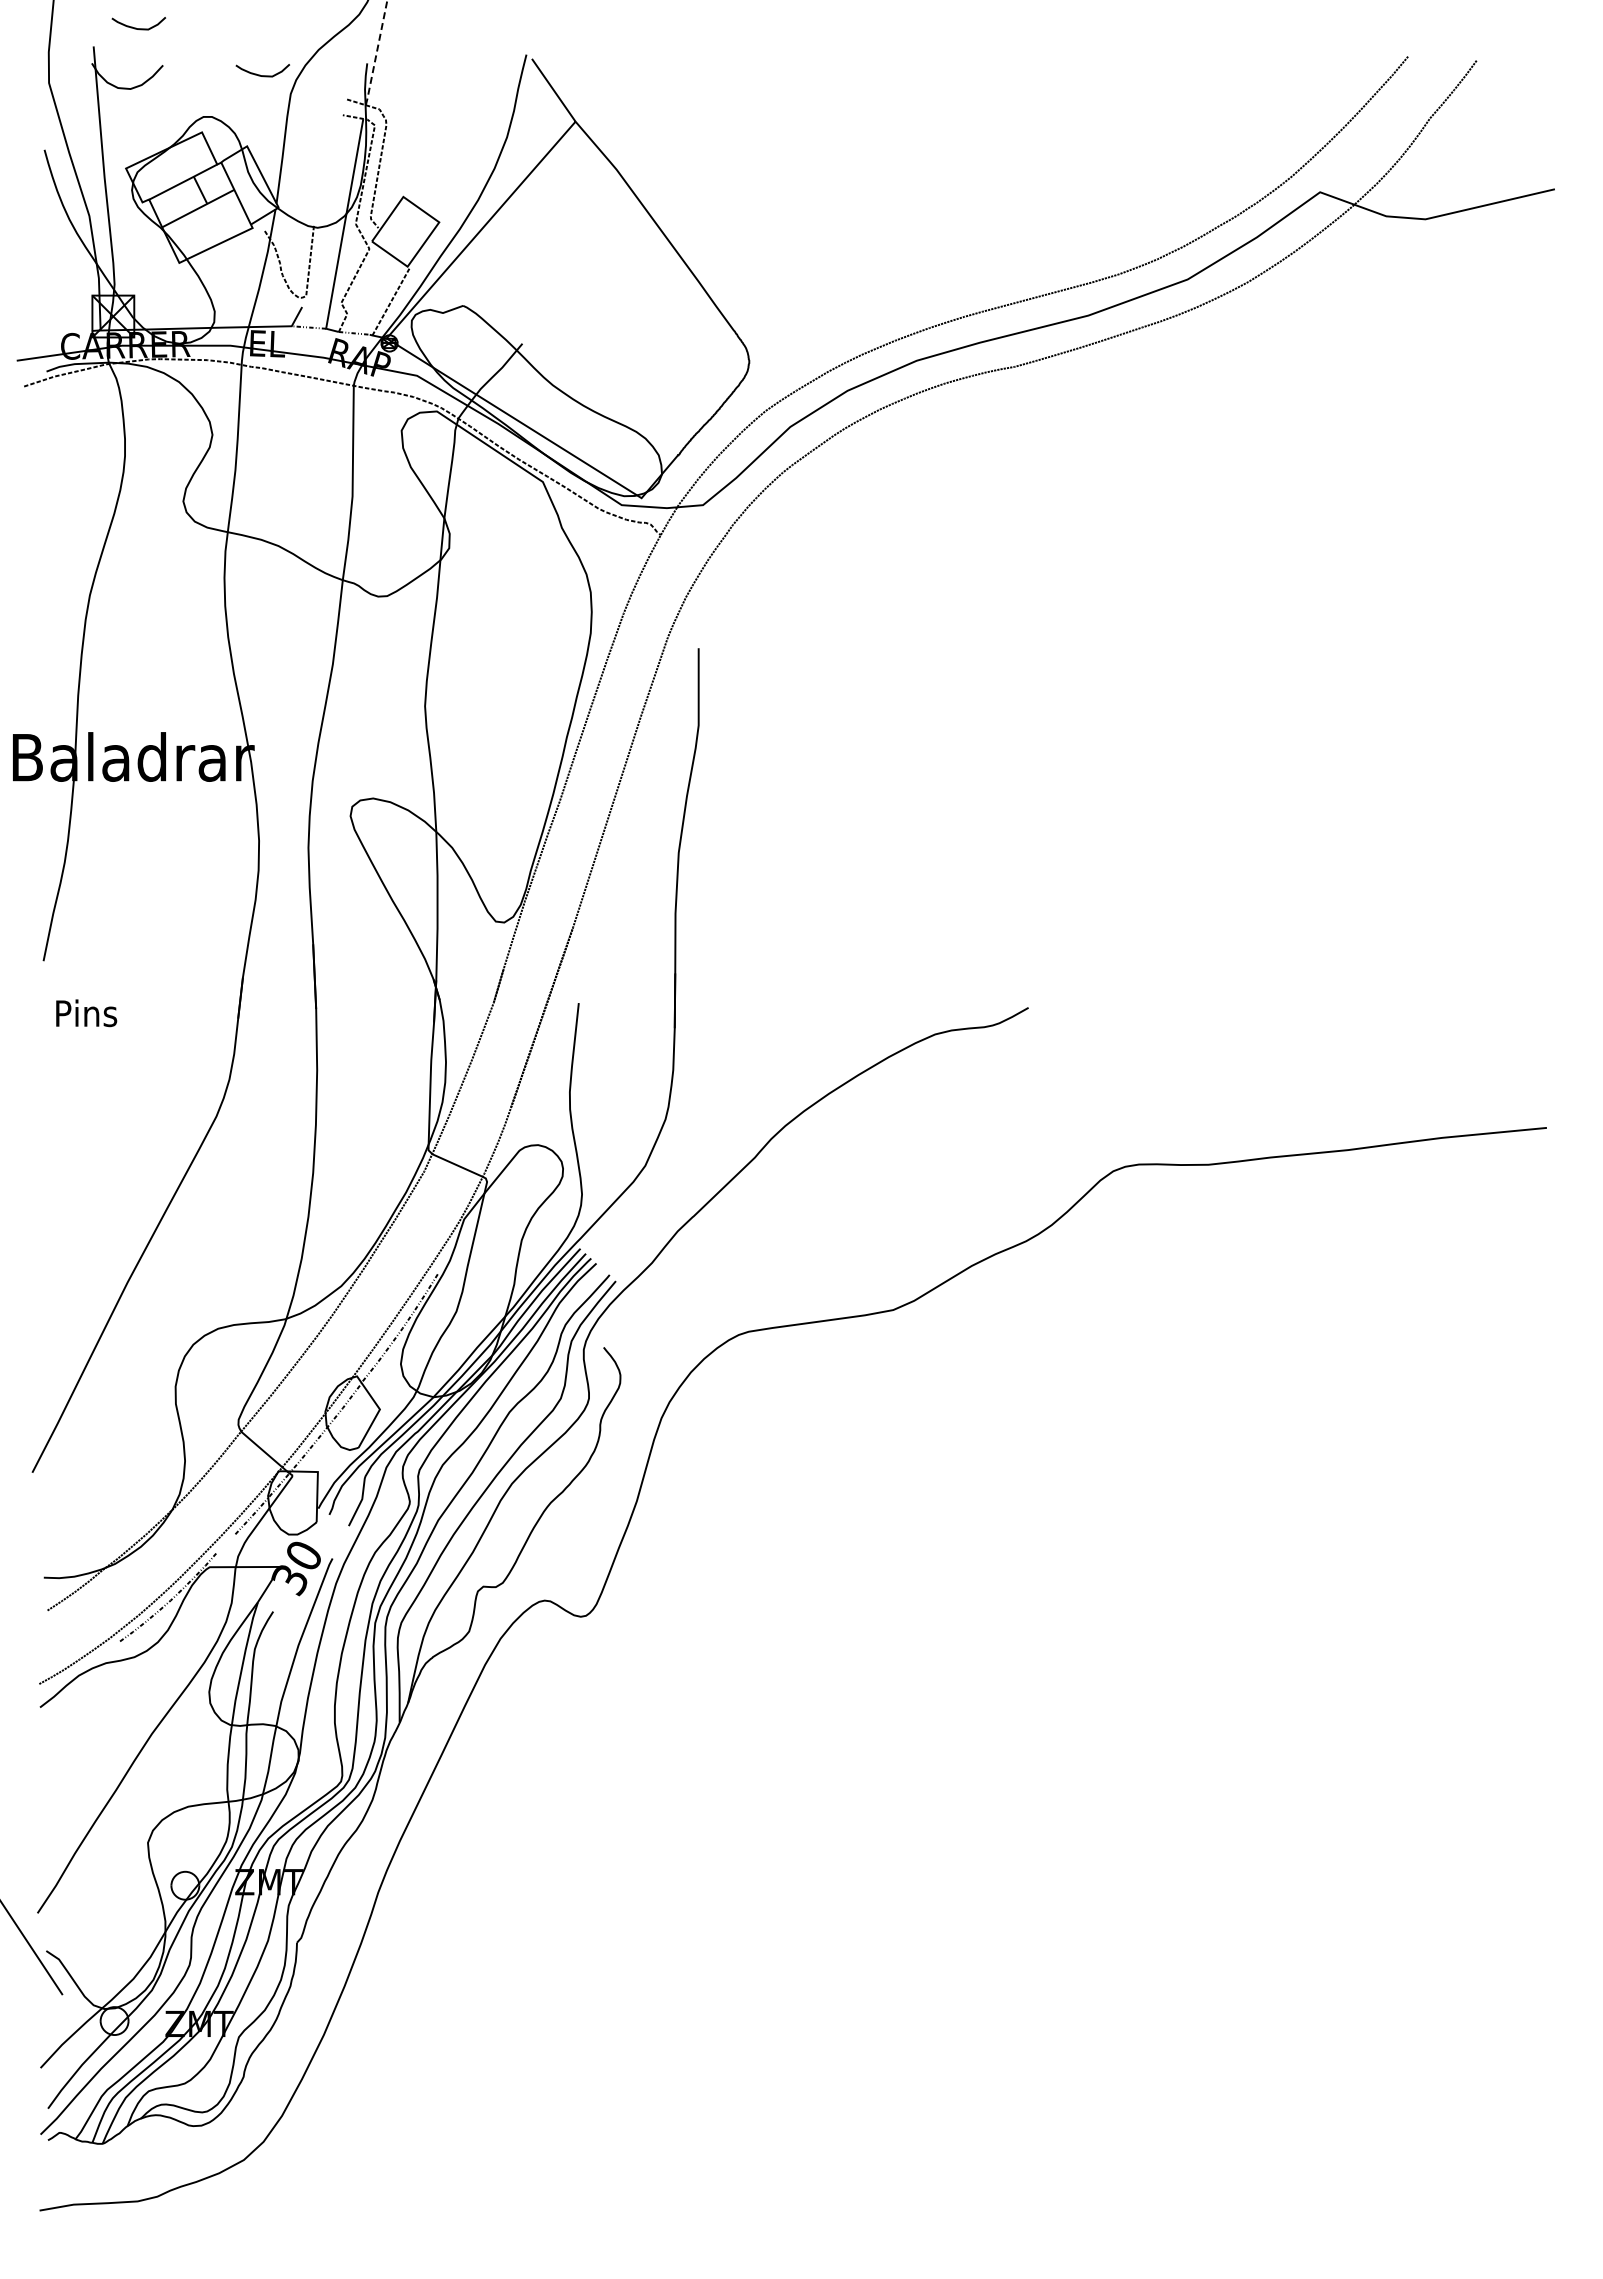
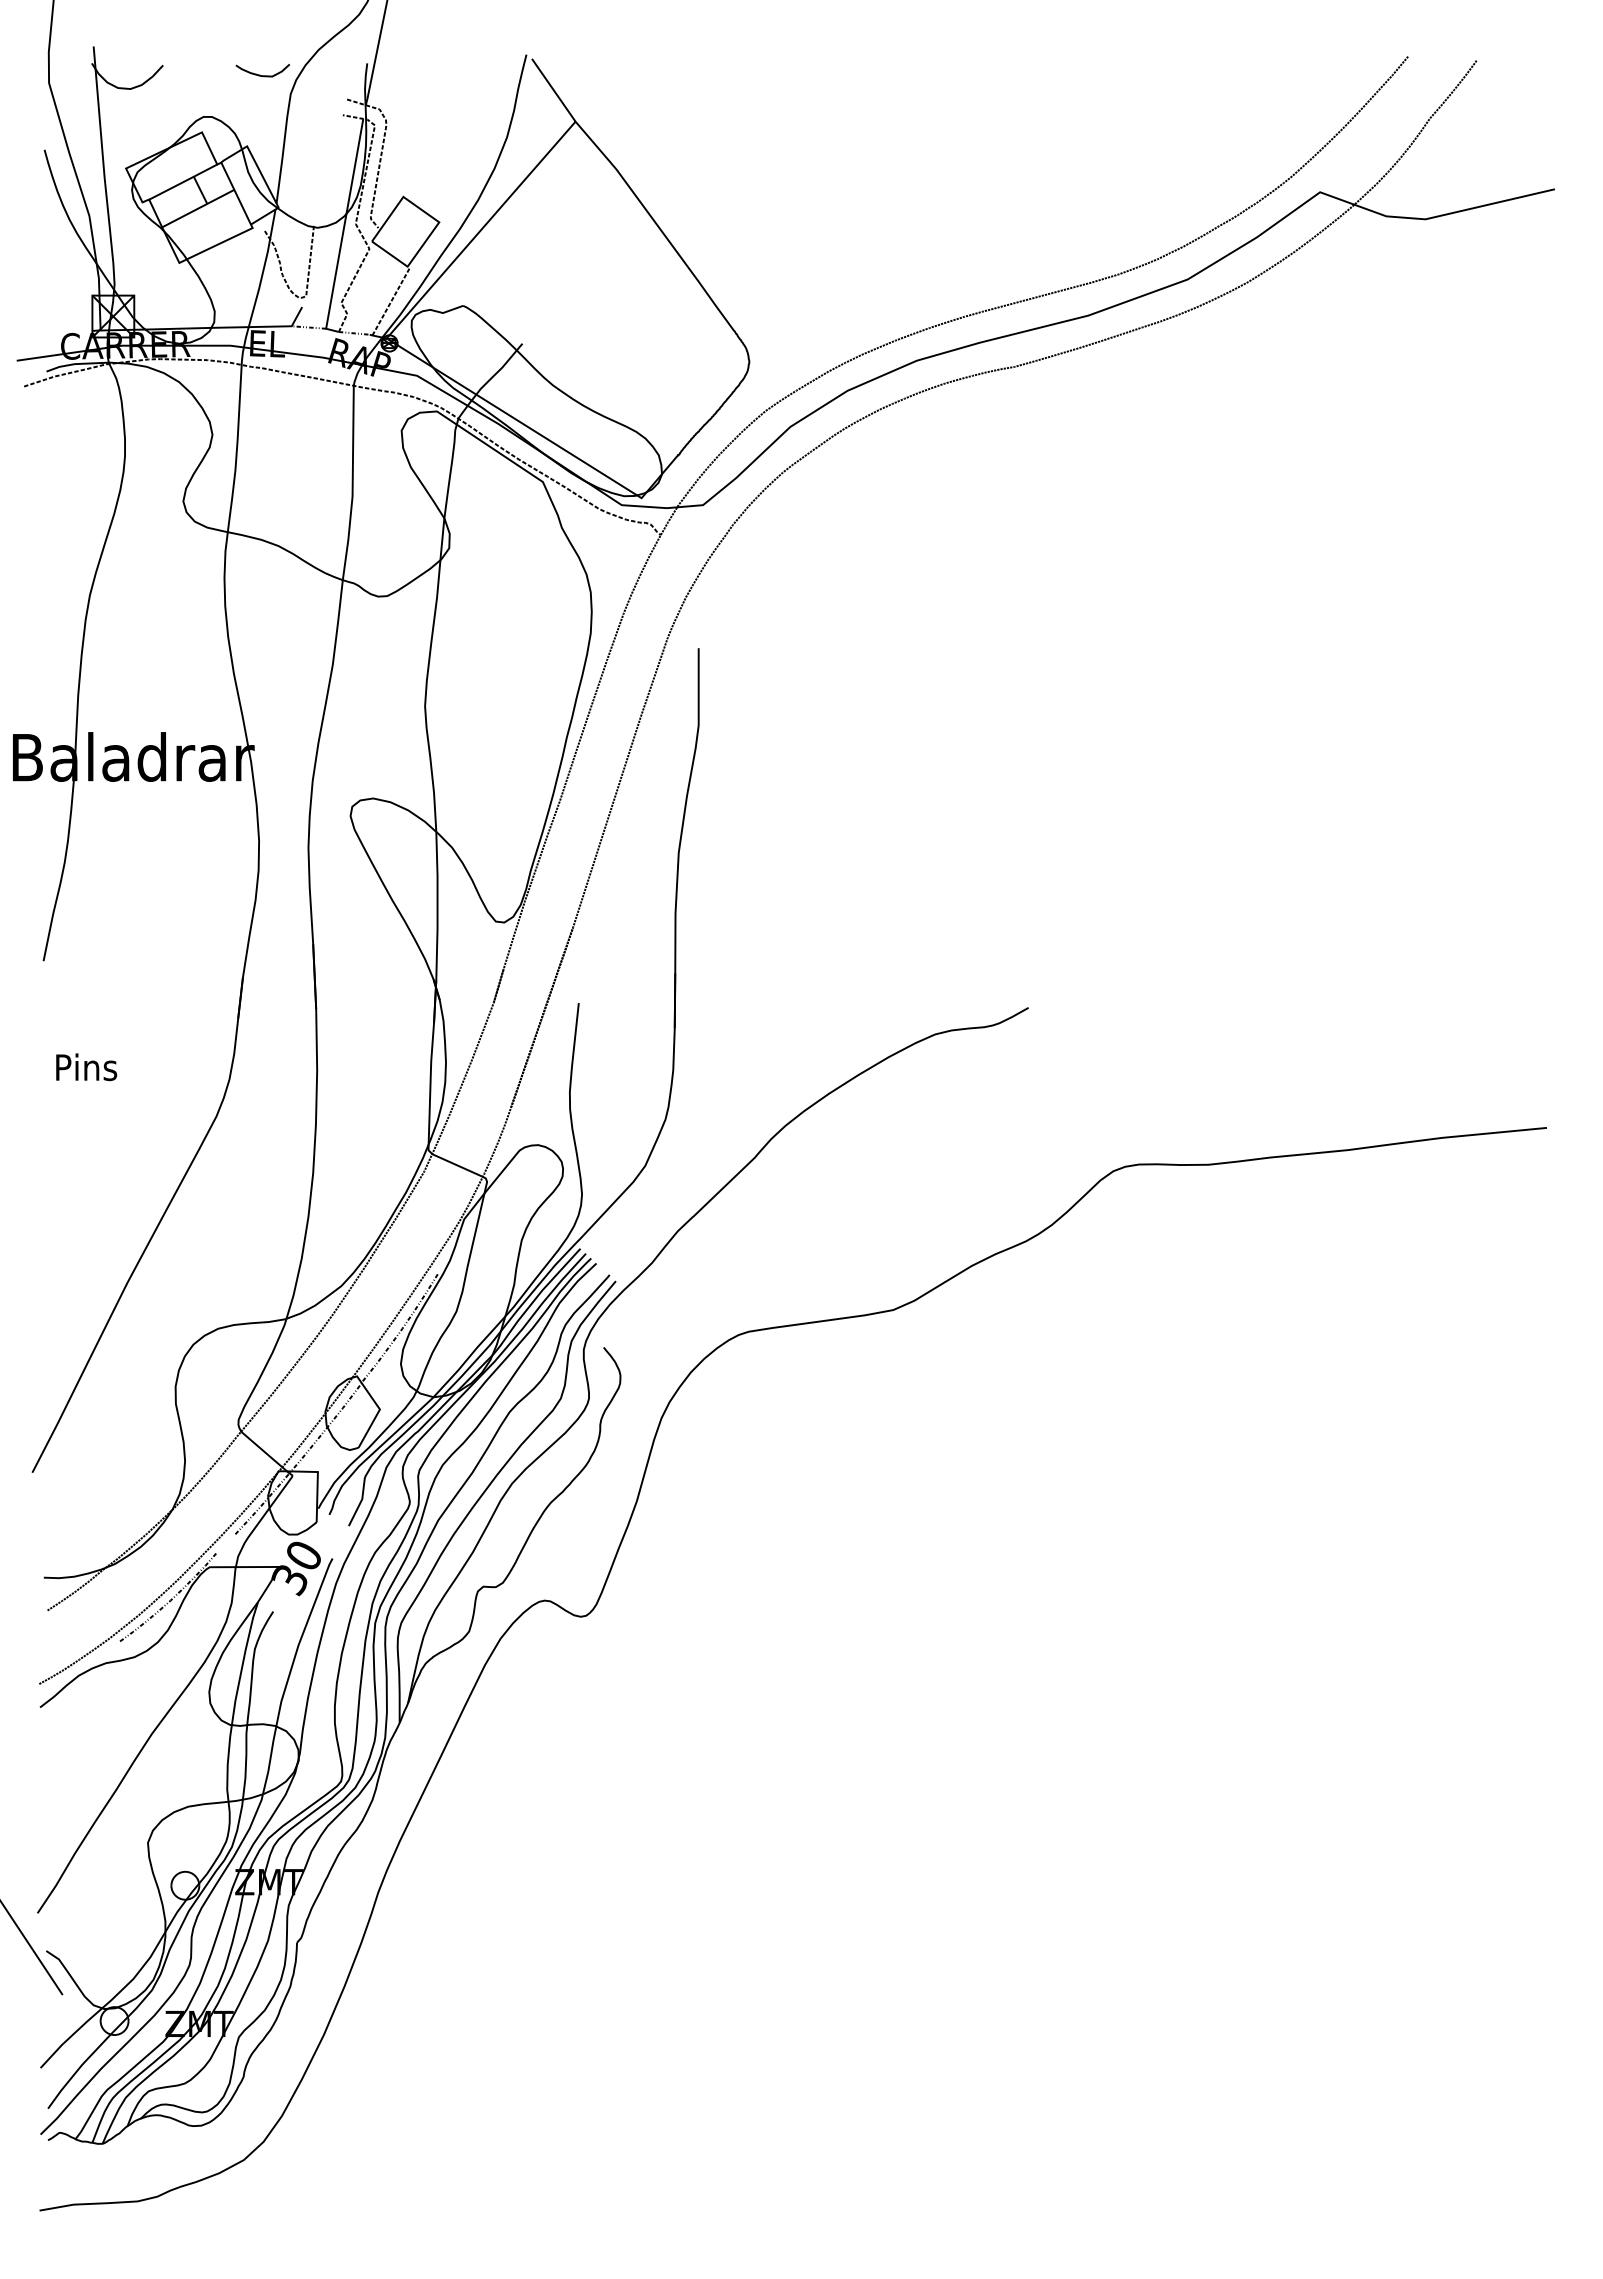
curve: present -> none (136, 27)
line: dashed -> solid (376, 54)
text position: (86, 1013) -> (86, 1067) (86, 1067)
